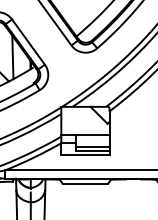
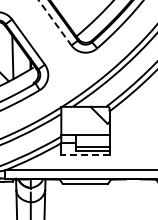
line: solid -> dashed (55, 23)
line: solid -> dashed (84, 155)
